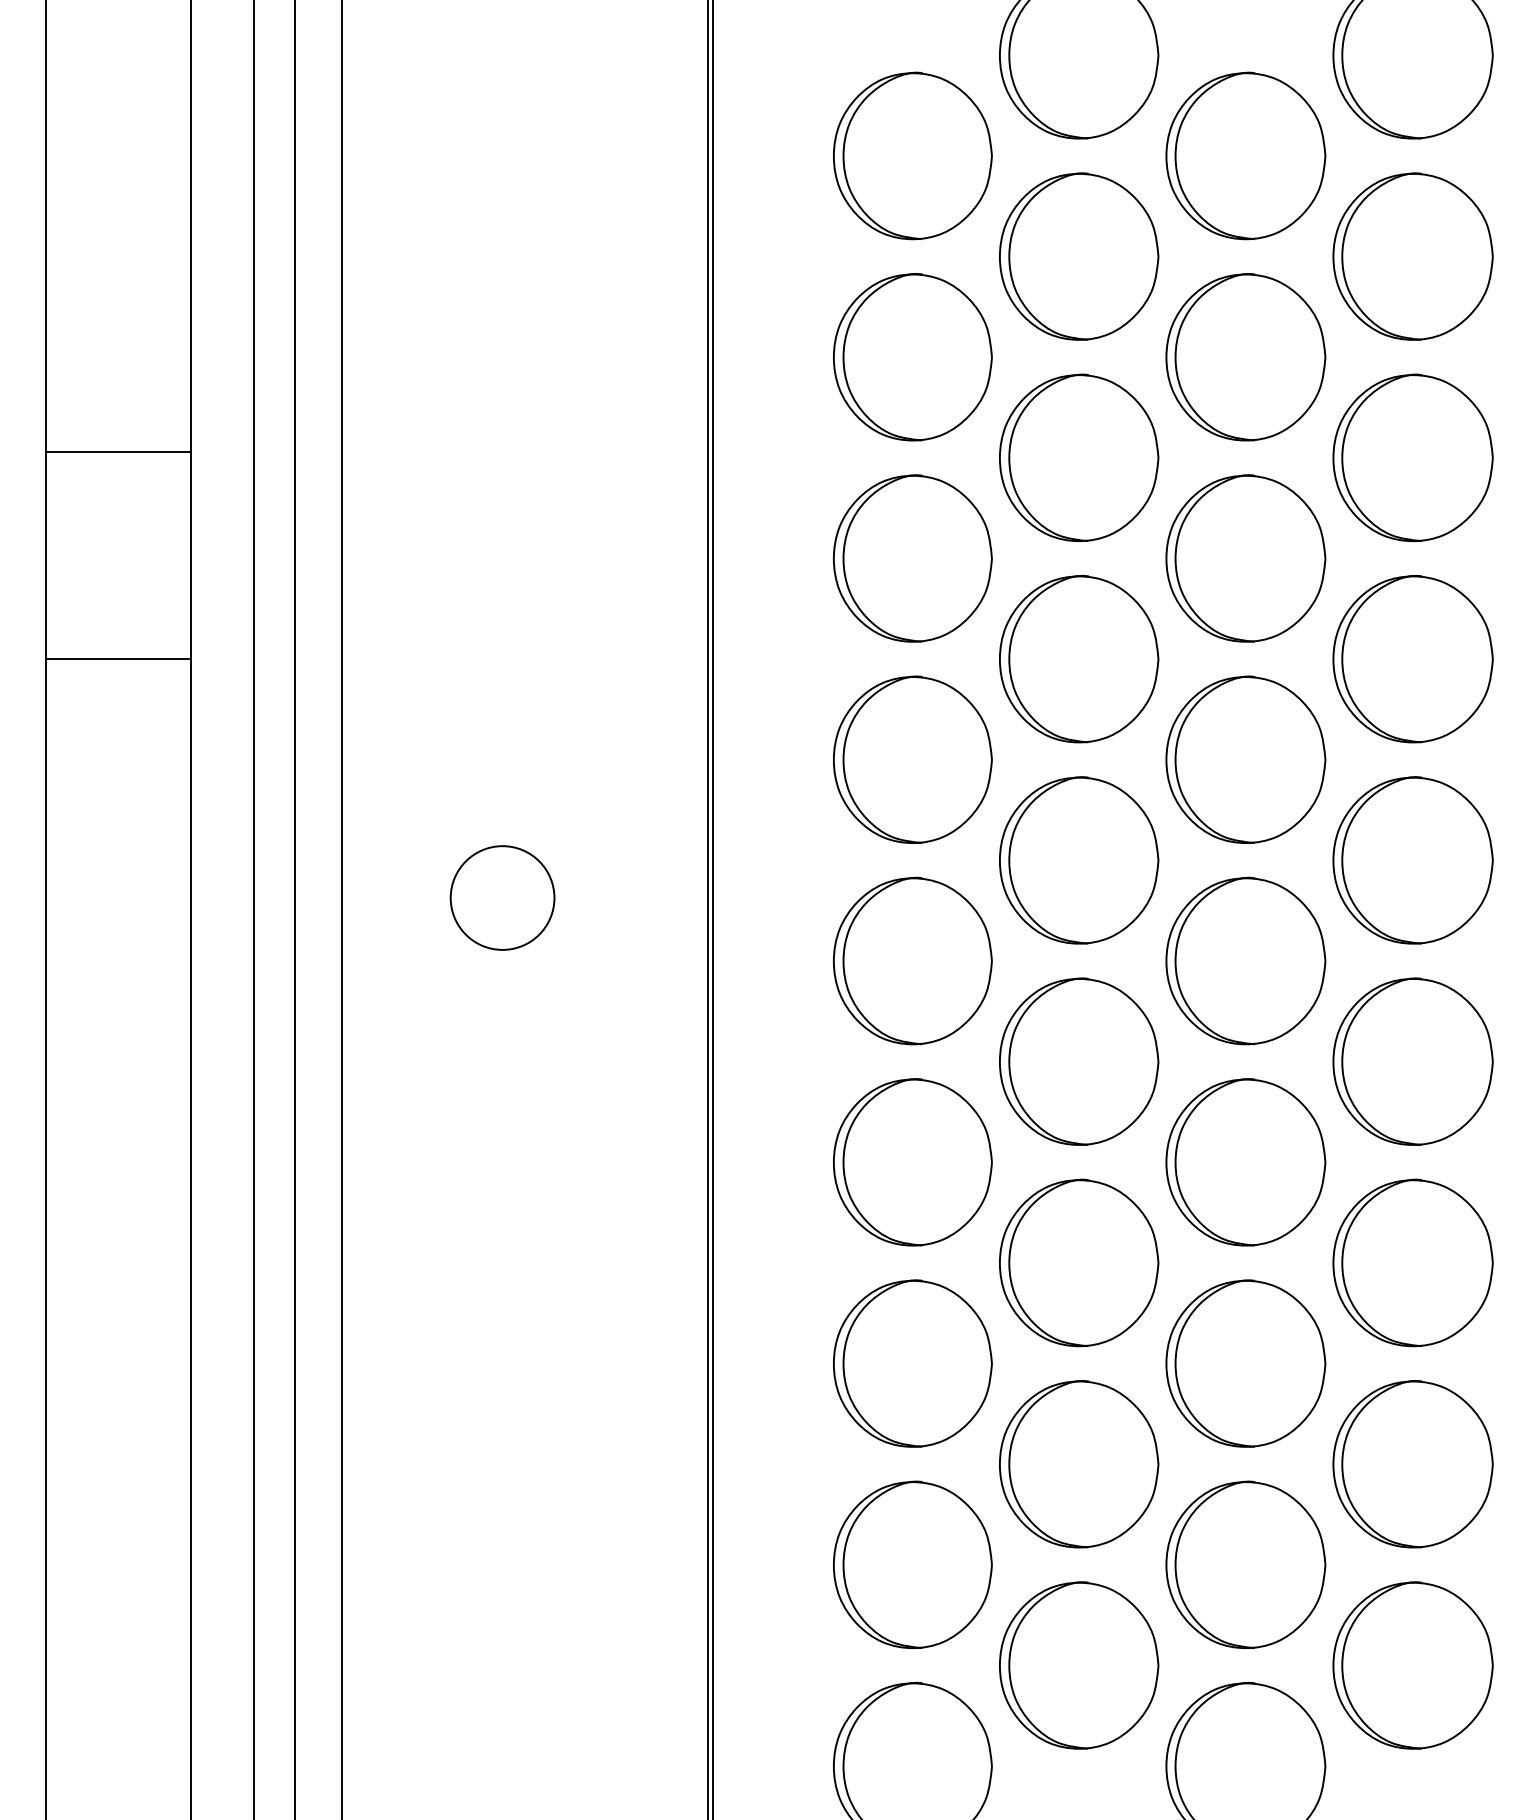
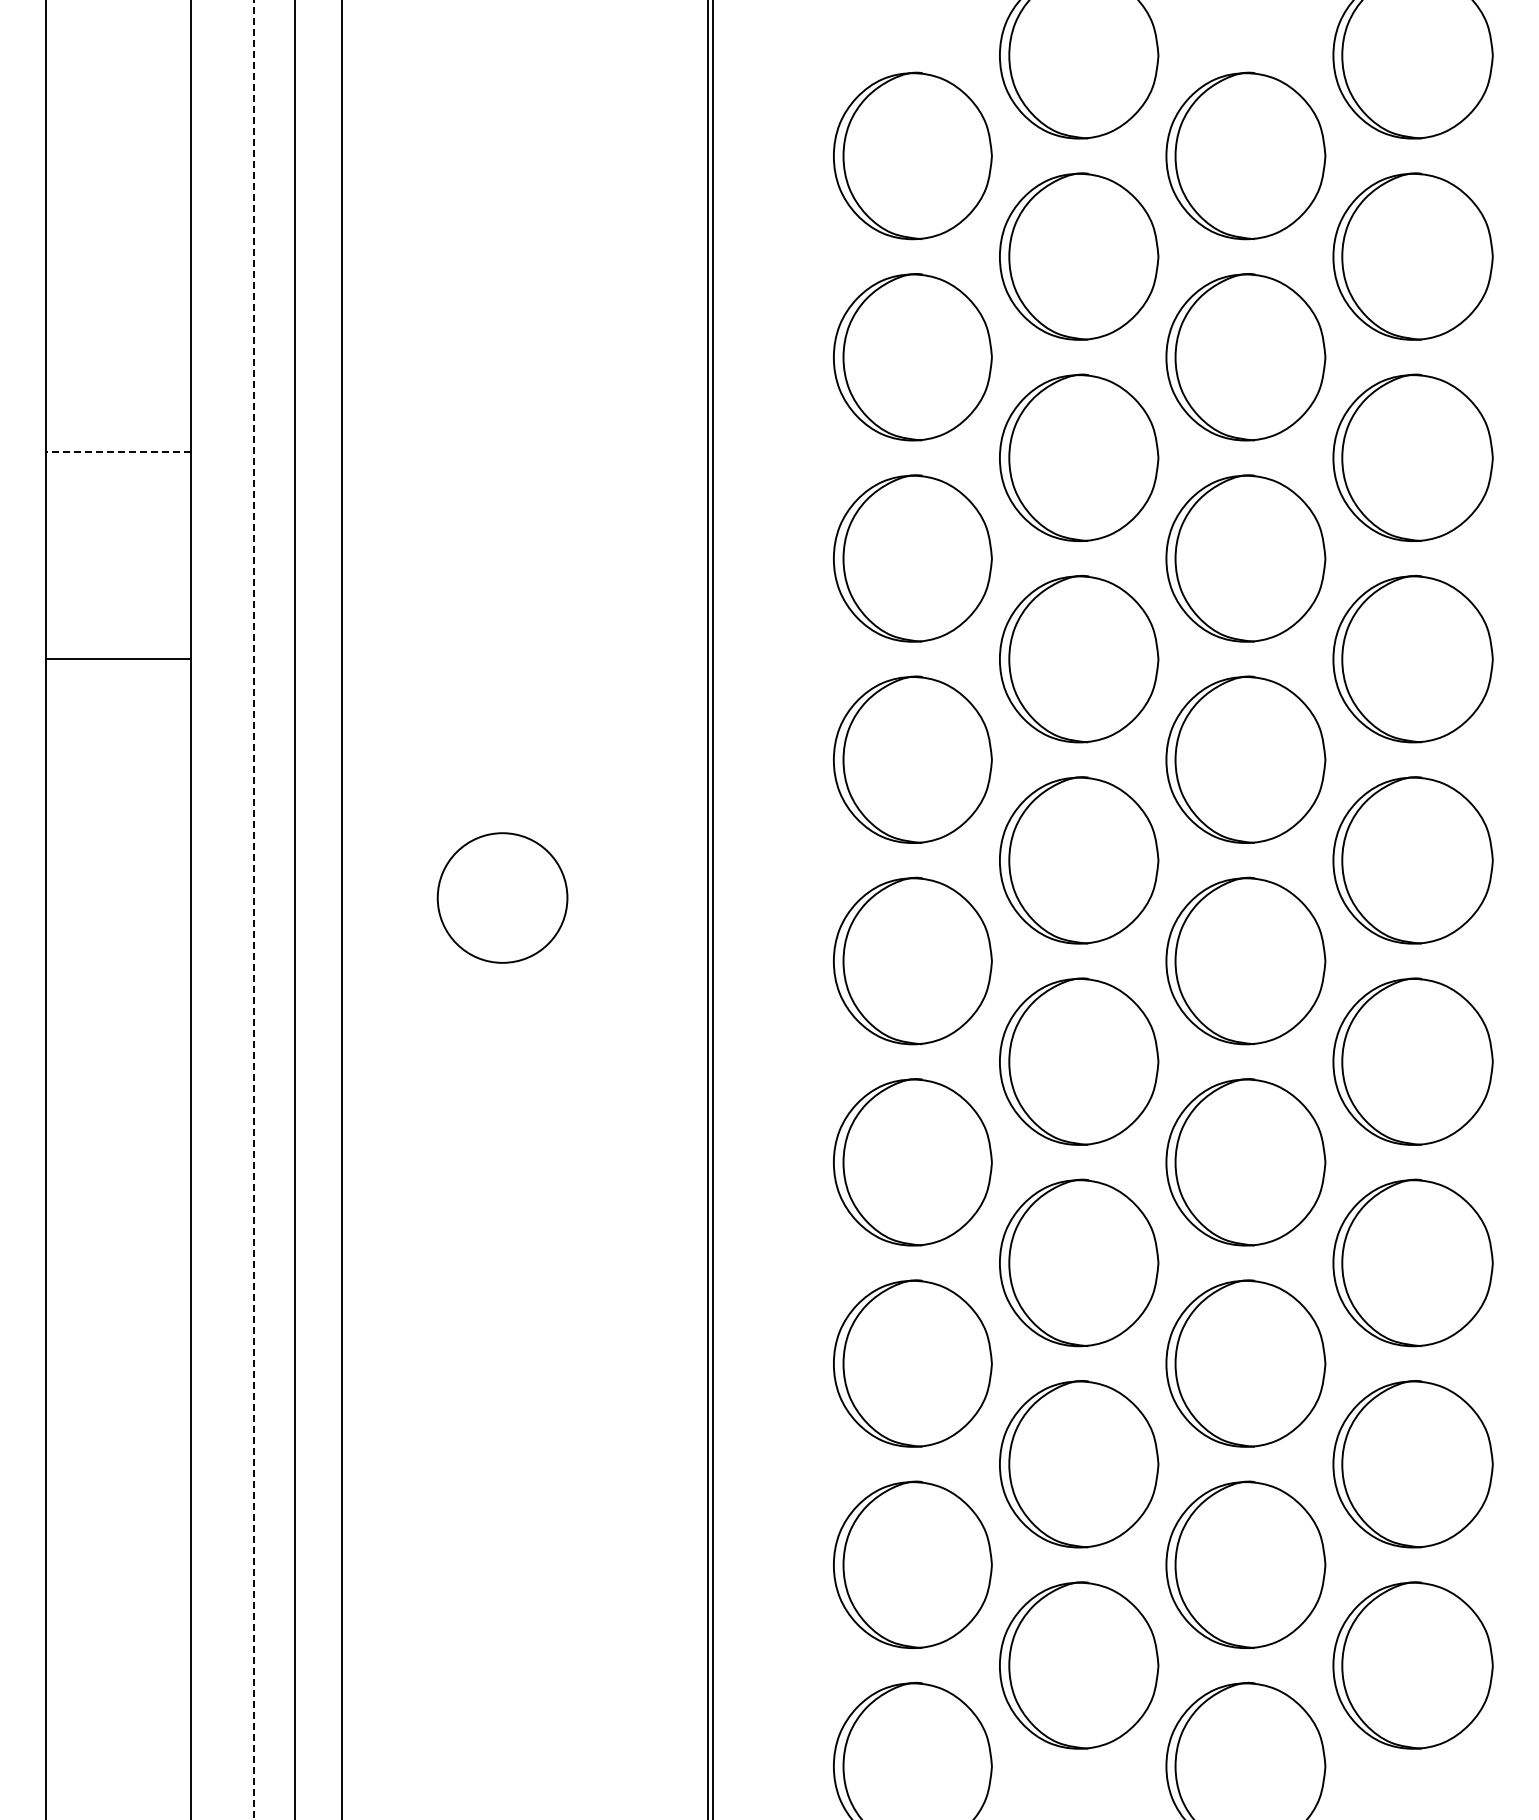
line: solid -> dashed (118, 451)
circle diameter: 104 px -> 130 px (502, 897)
line: solid -> dashed (253, 909)
